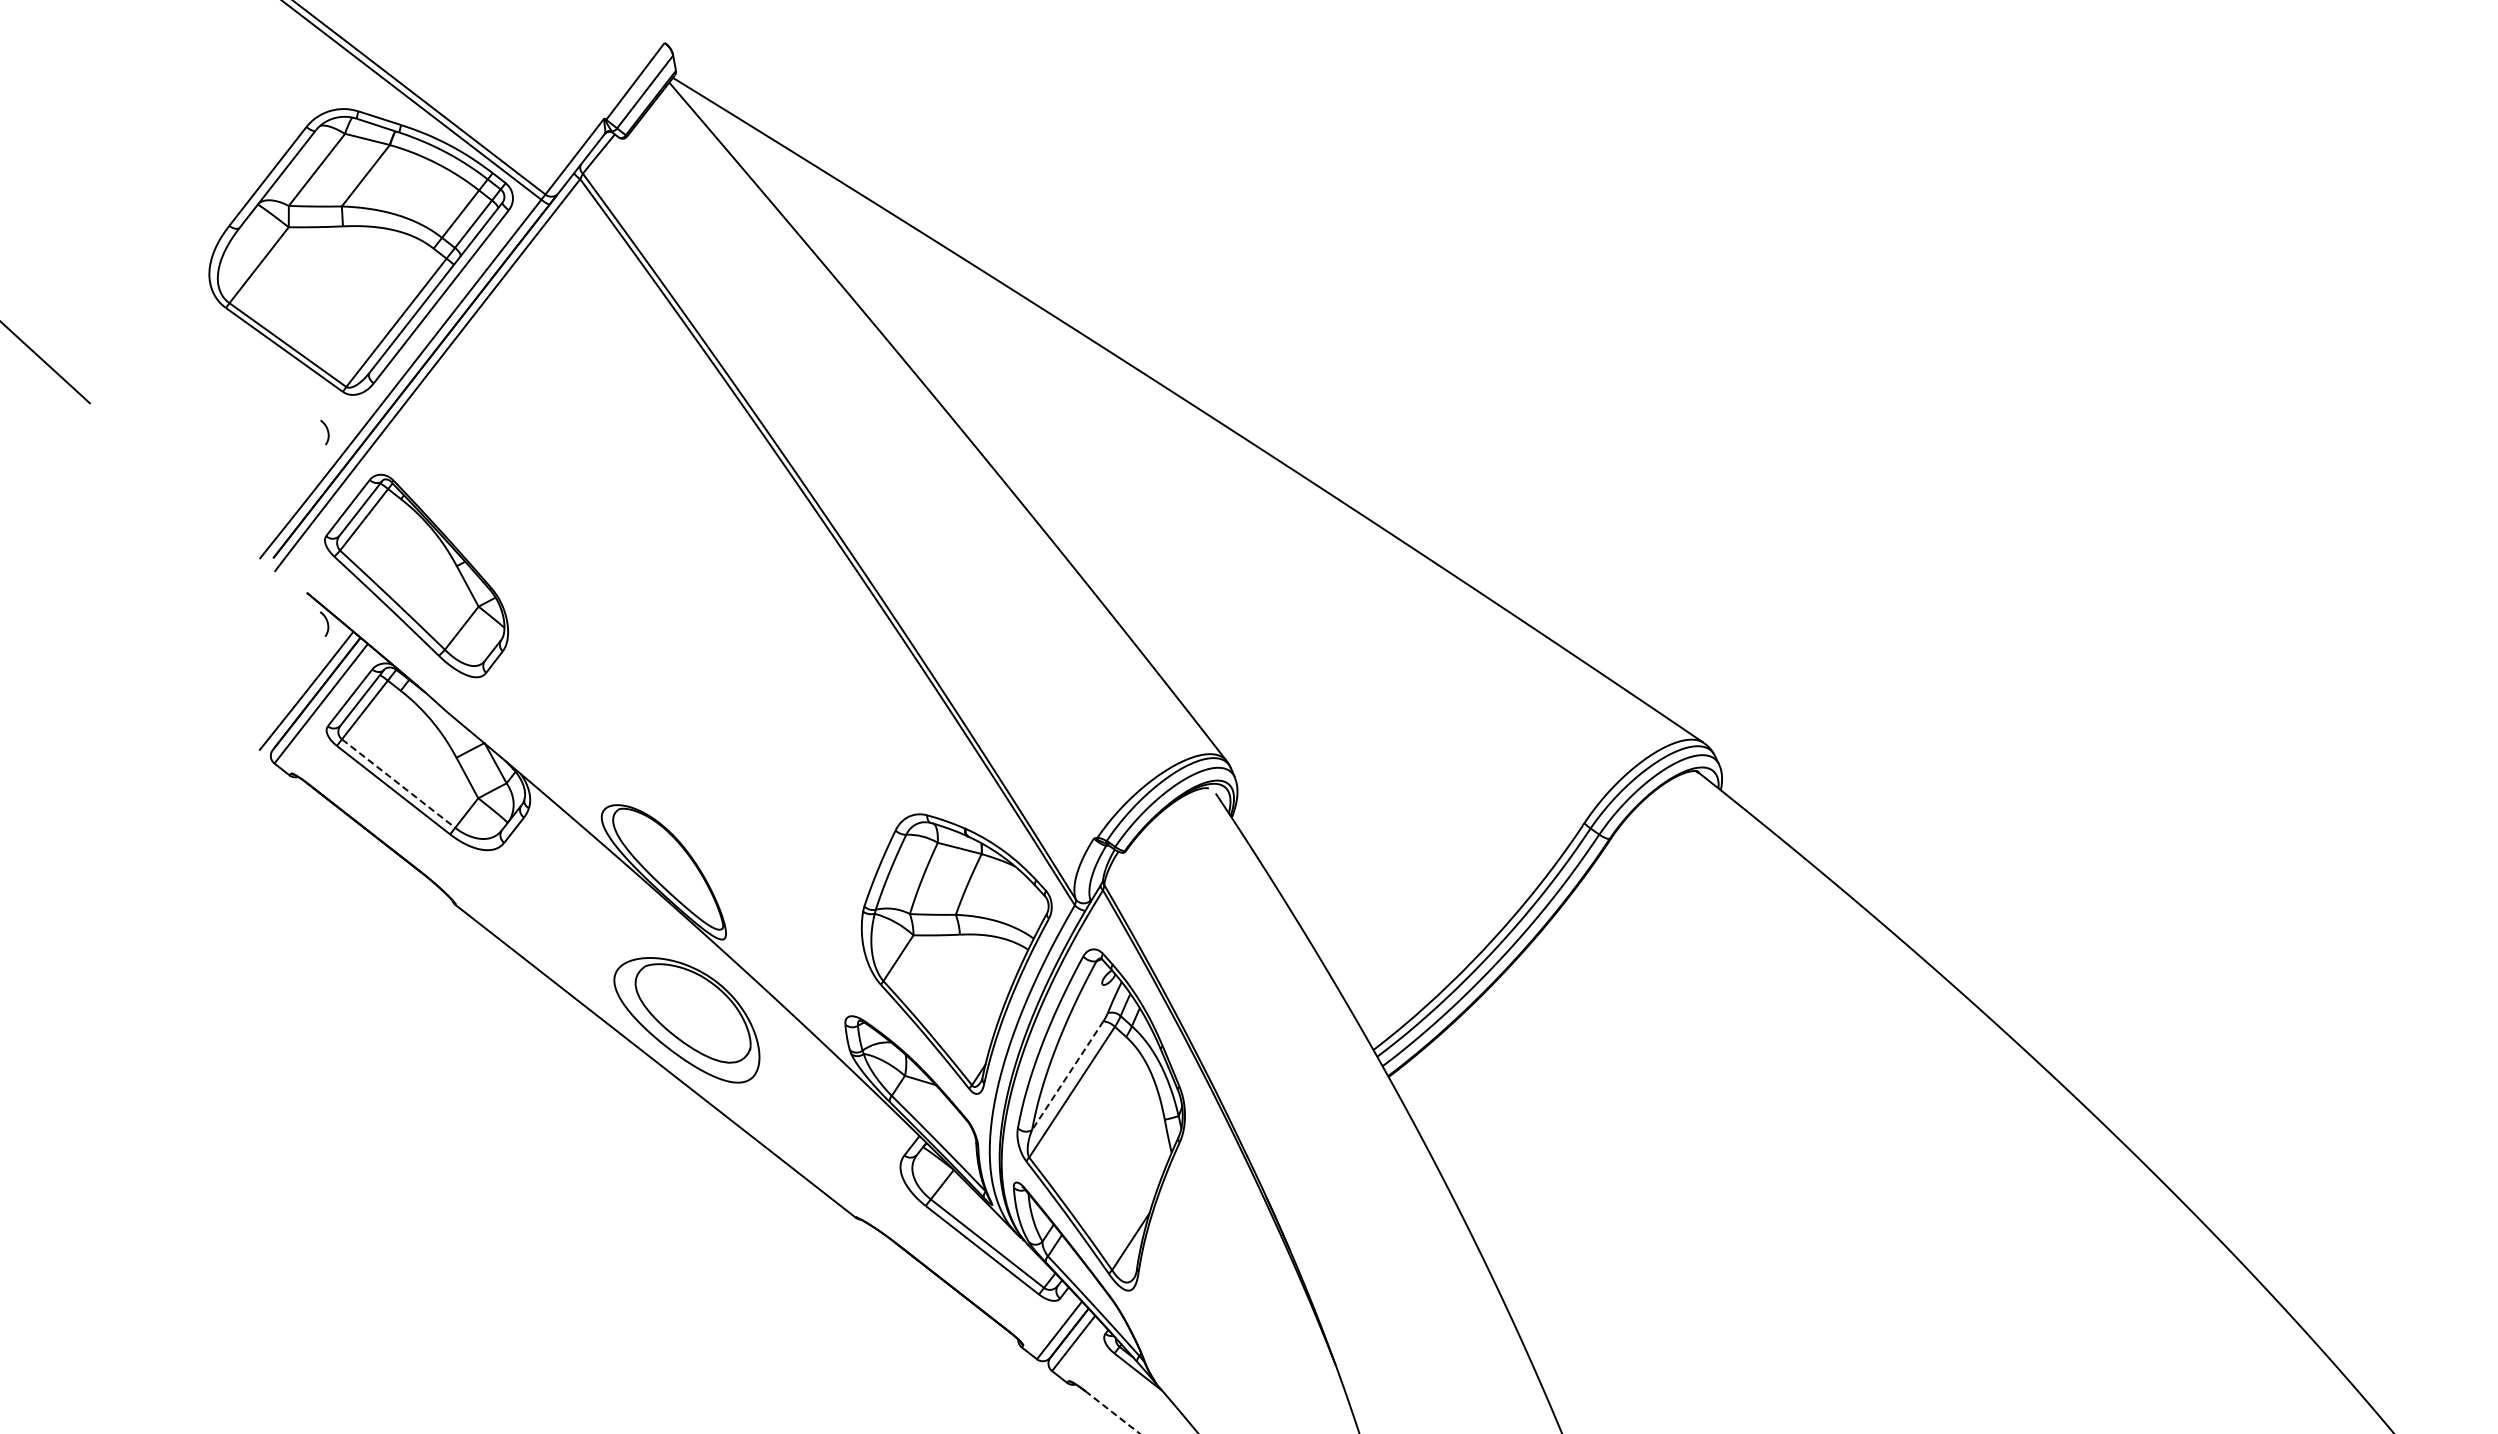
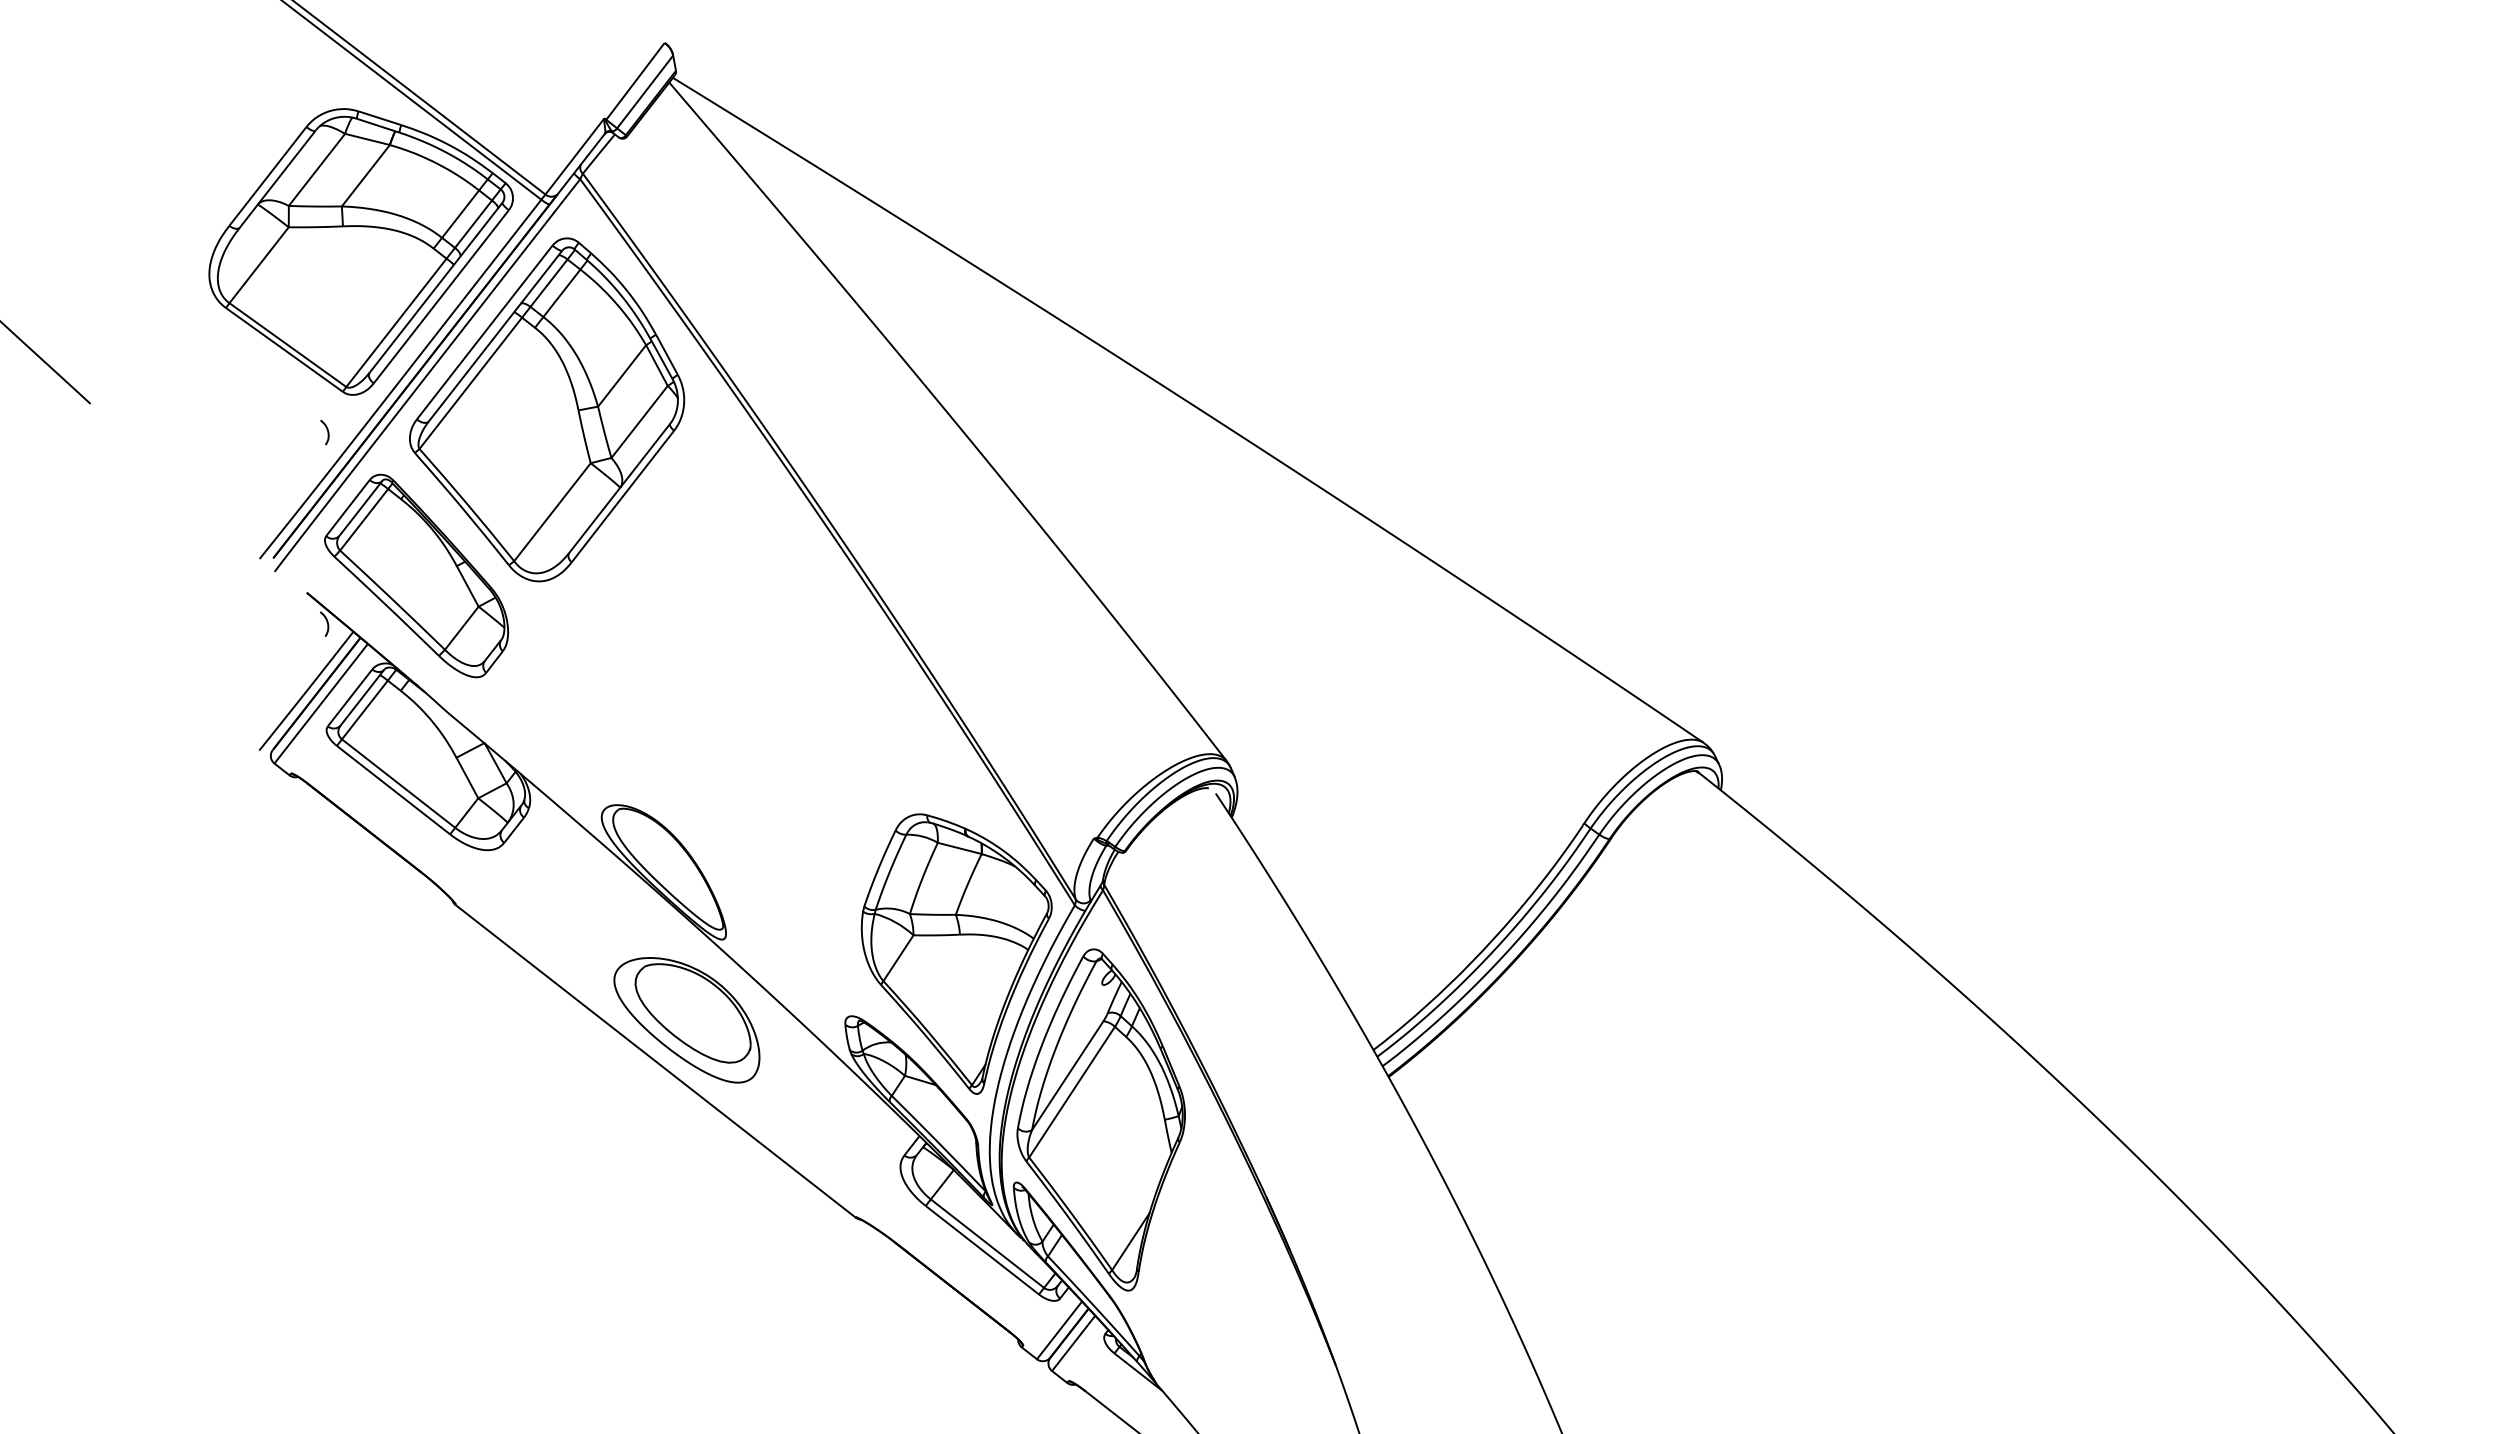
part: none -> present (547, 409)
line: dashed -> solid (398, 783)
line: dashed -> solid (1067, 1076)
line: dashed -> solid (1112, 1411)
